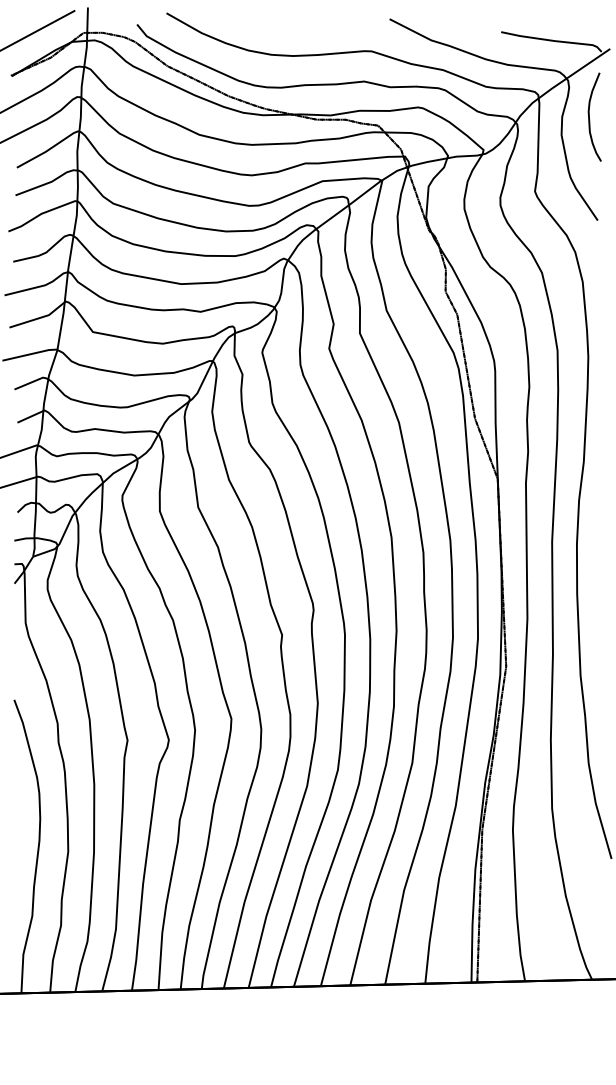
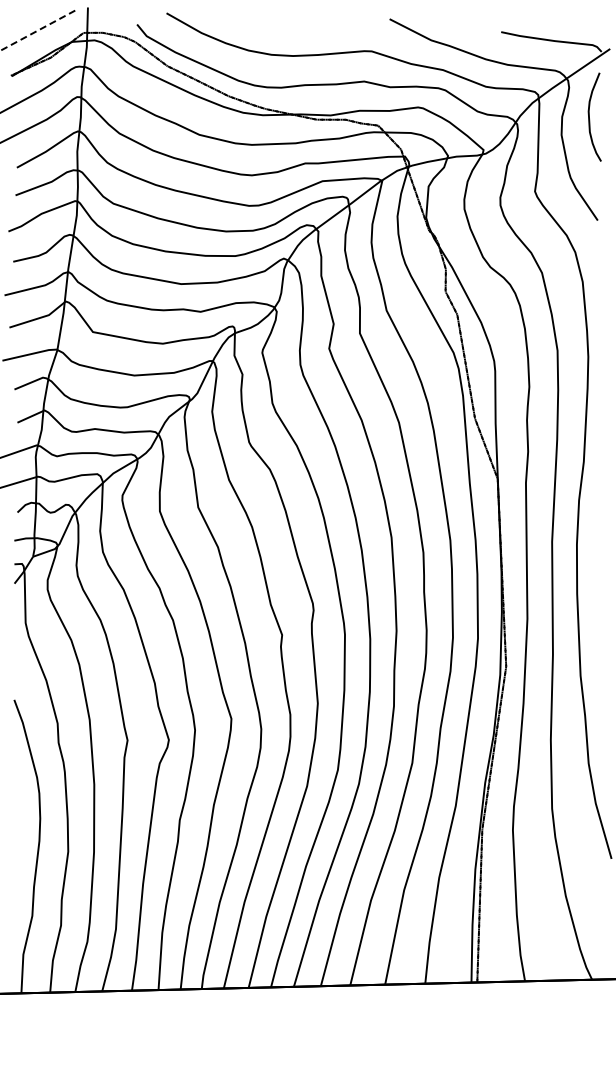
line: solid -> dashed (37, 30)
